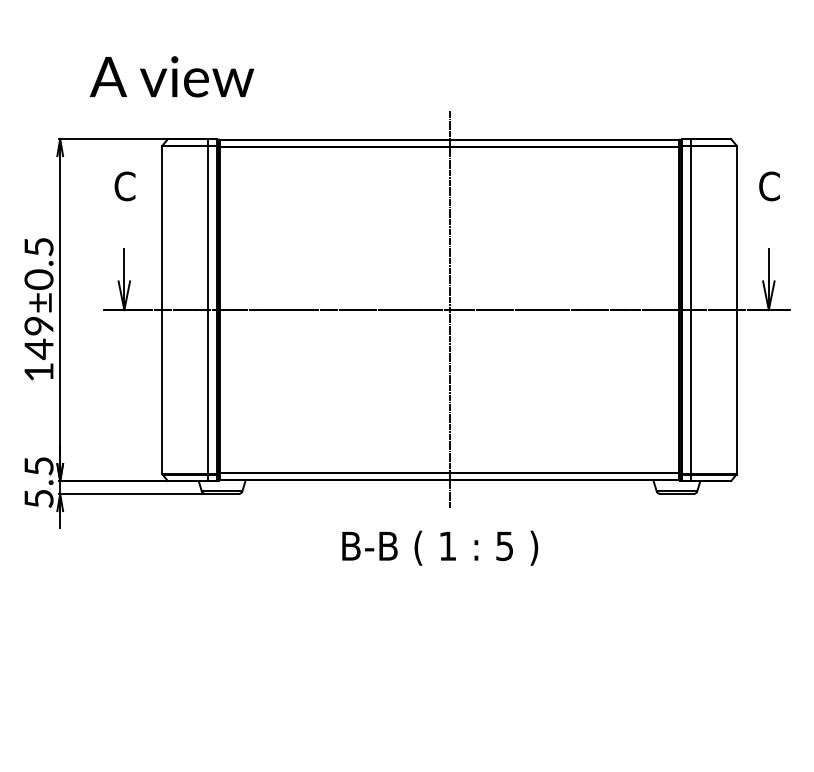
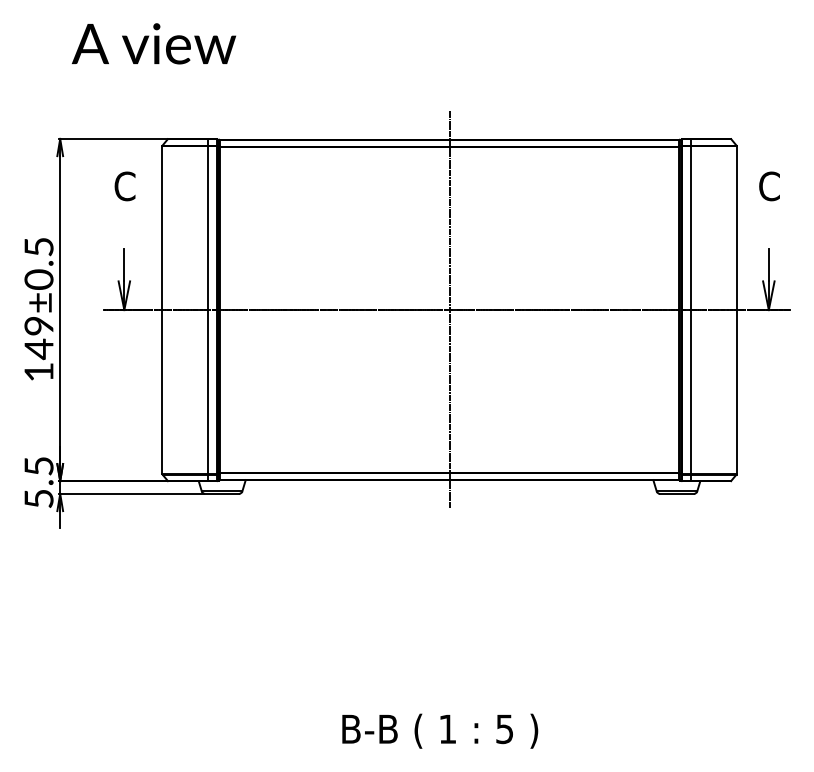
text position: (171, 76) -> (153, 43) (153, 43)
text position: (440, 547) -> (440, 730) (440, 730)
